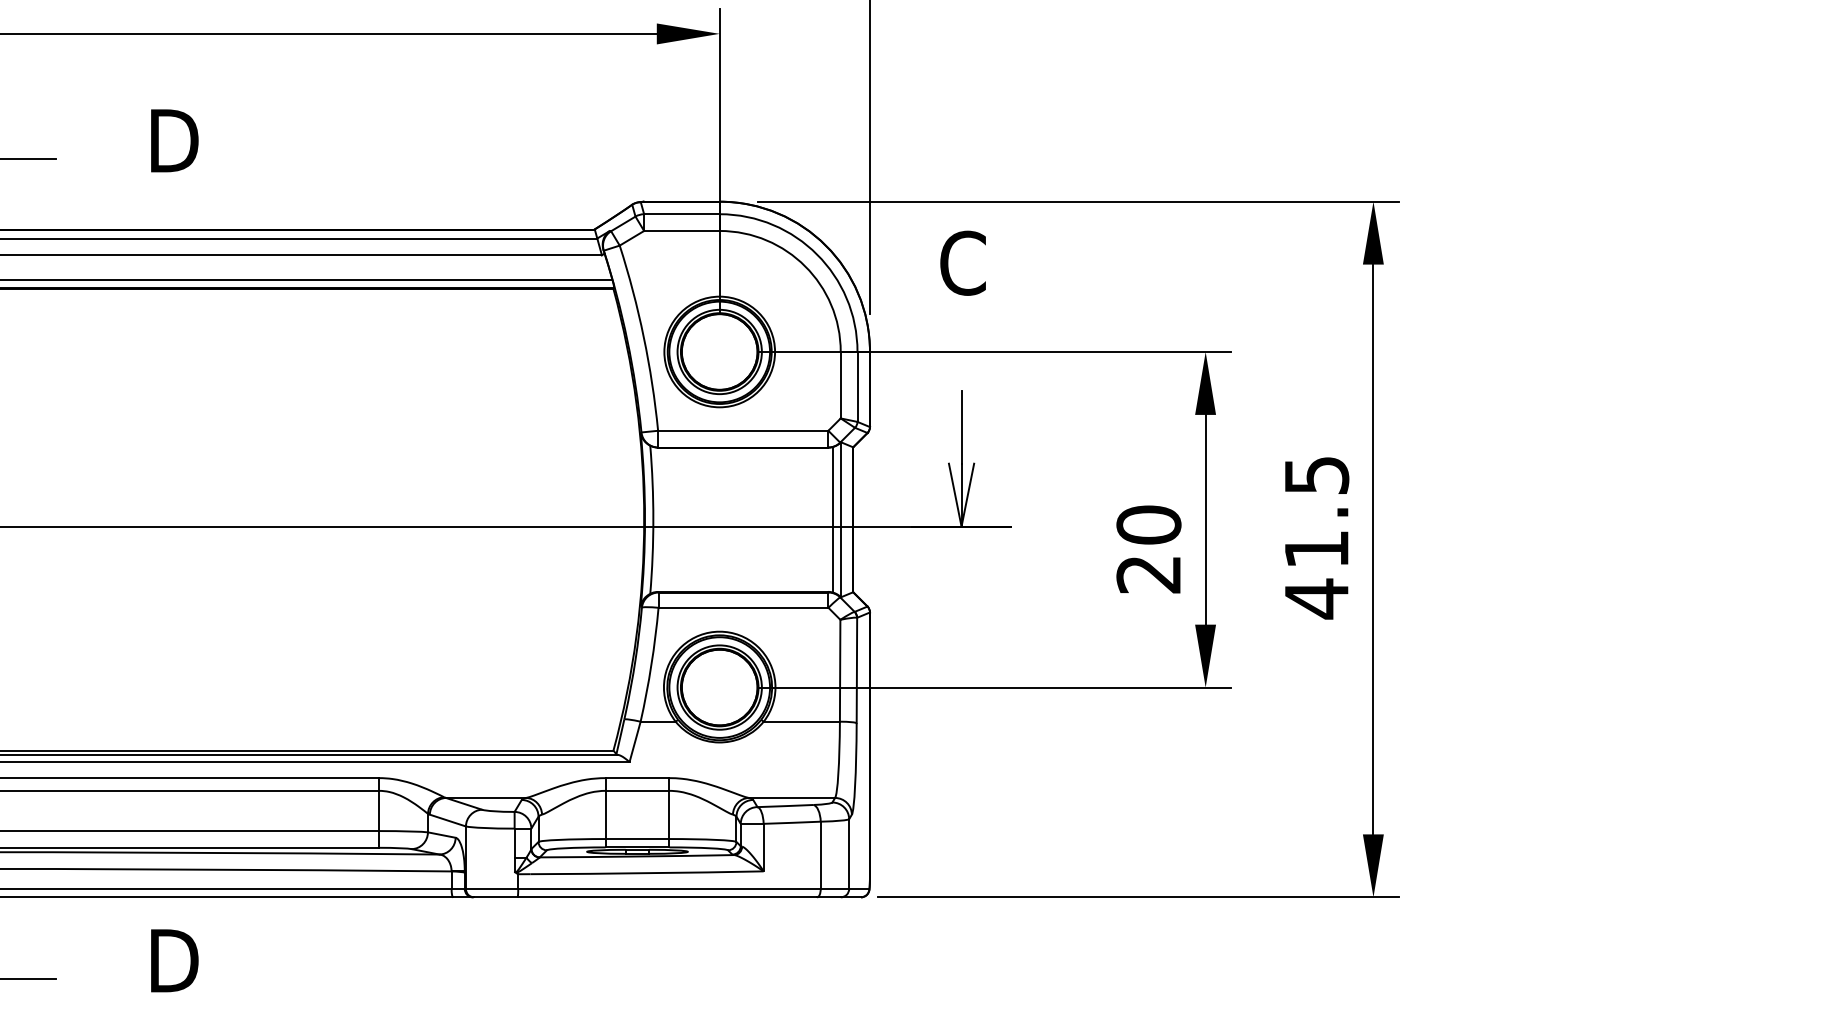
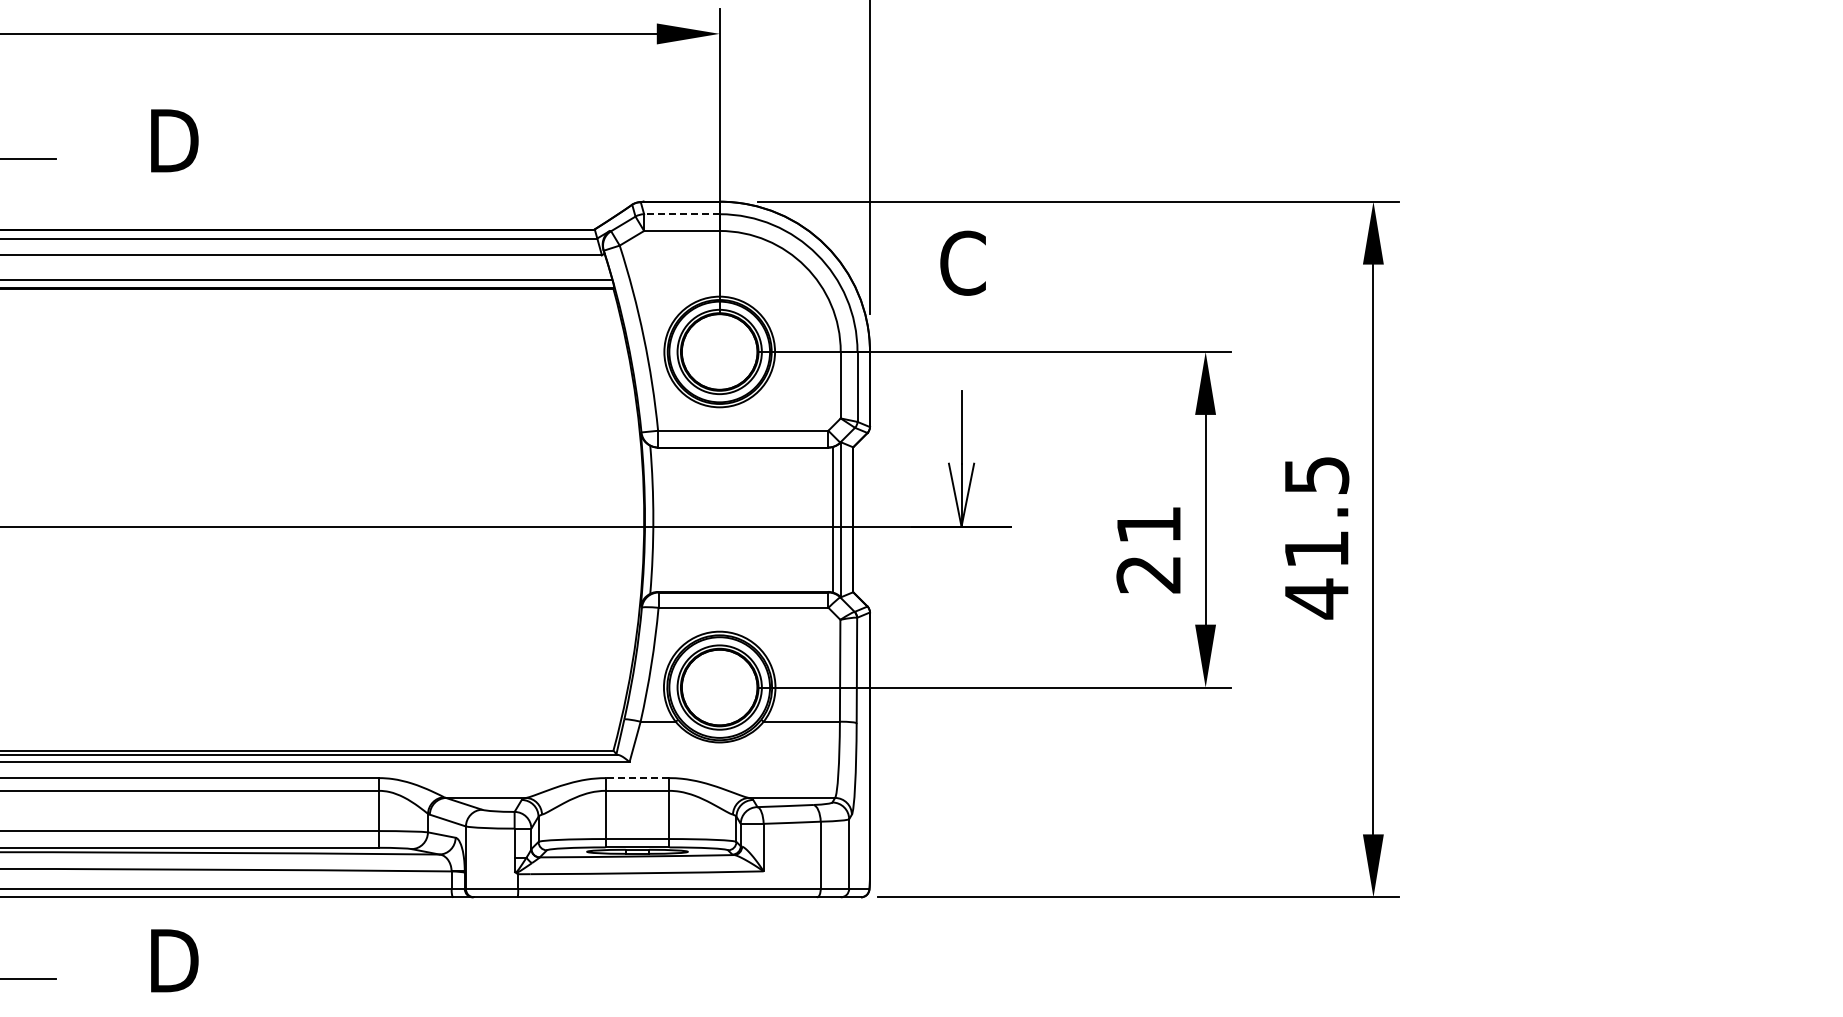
line: solid -> dashed (681, 214)
text: 20 -> 21 (1148, 524)
line: solid -> dashed (637, 778)
